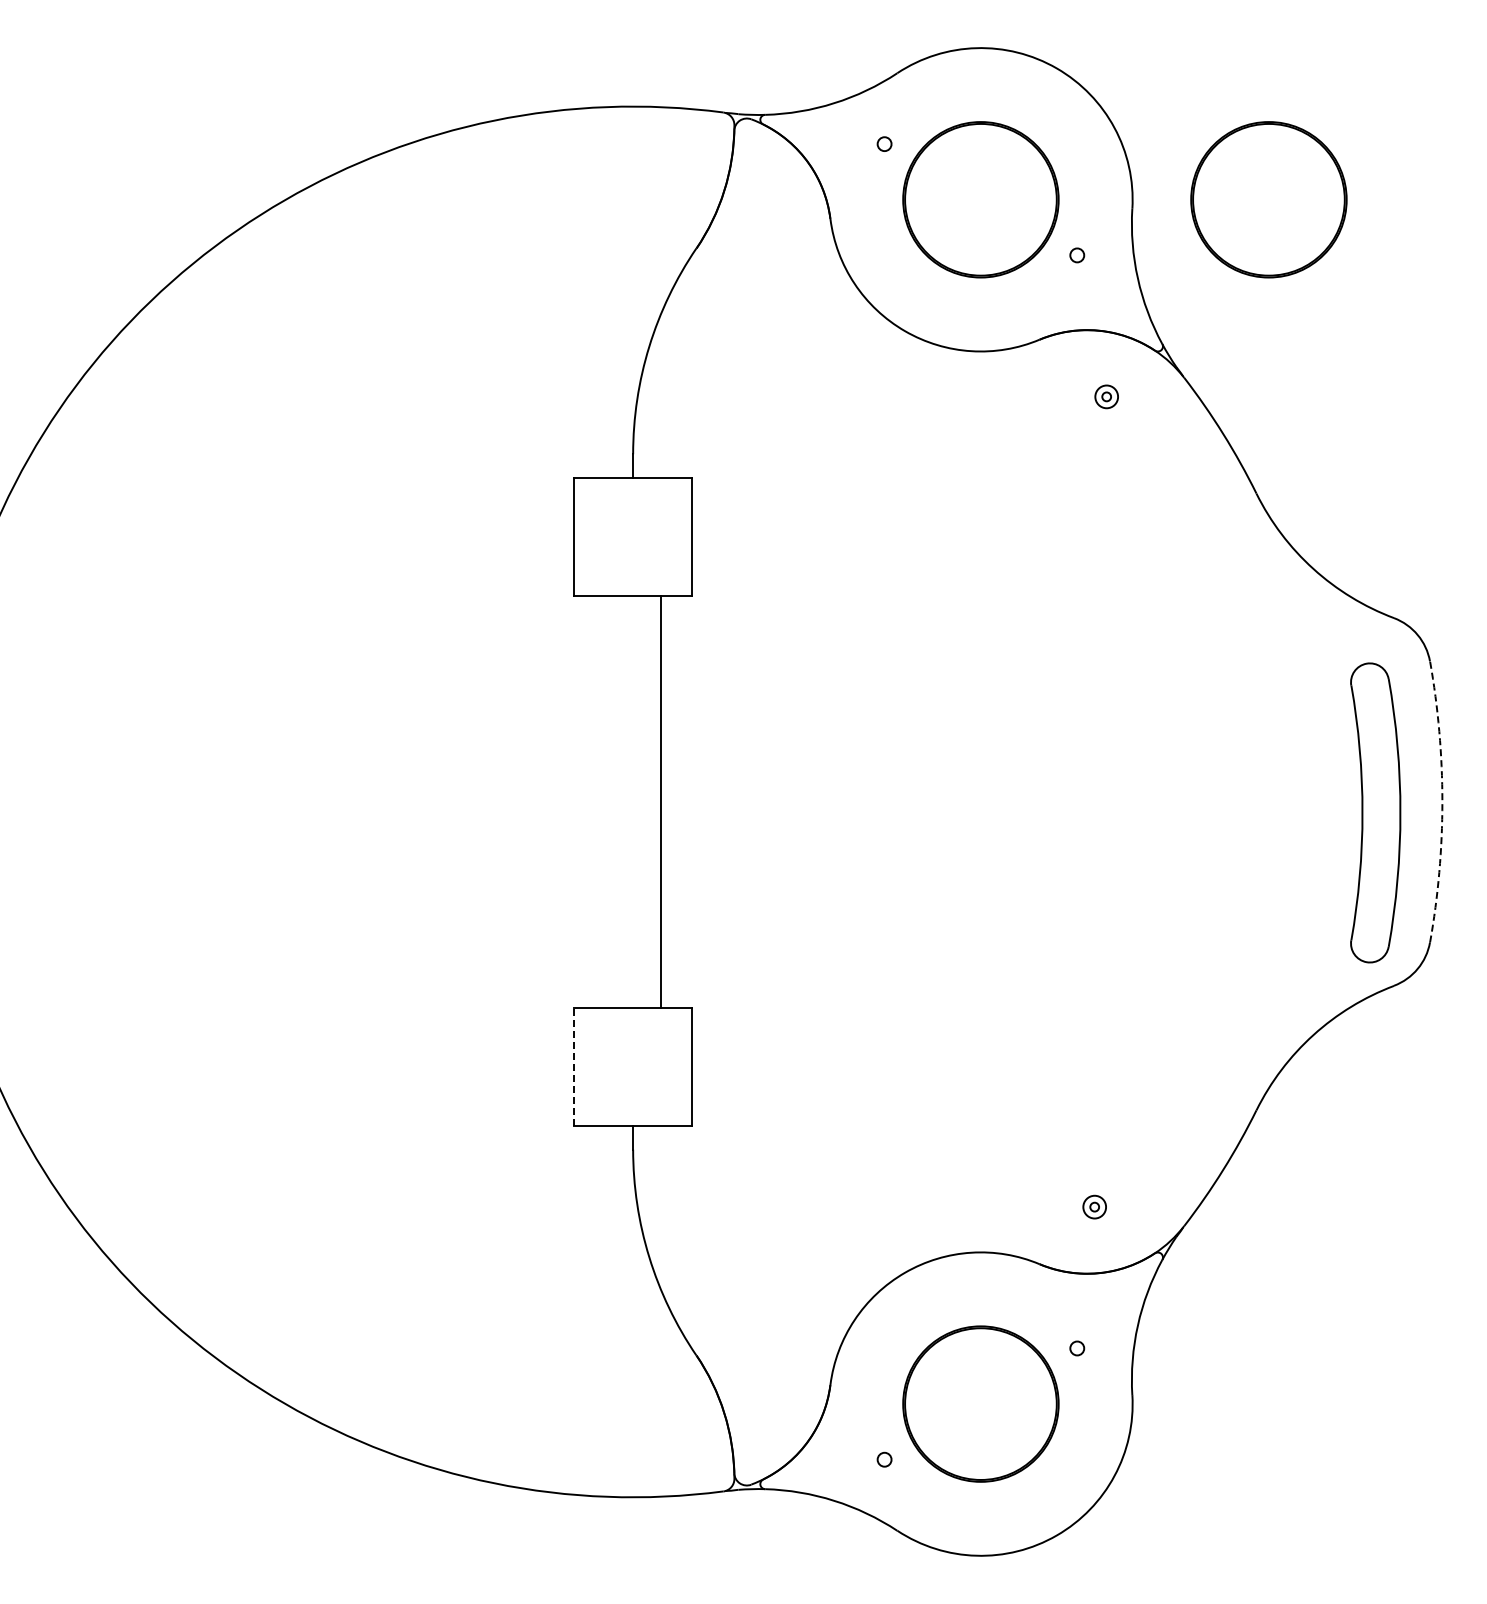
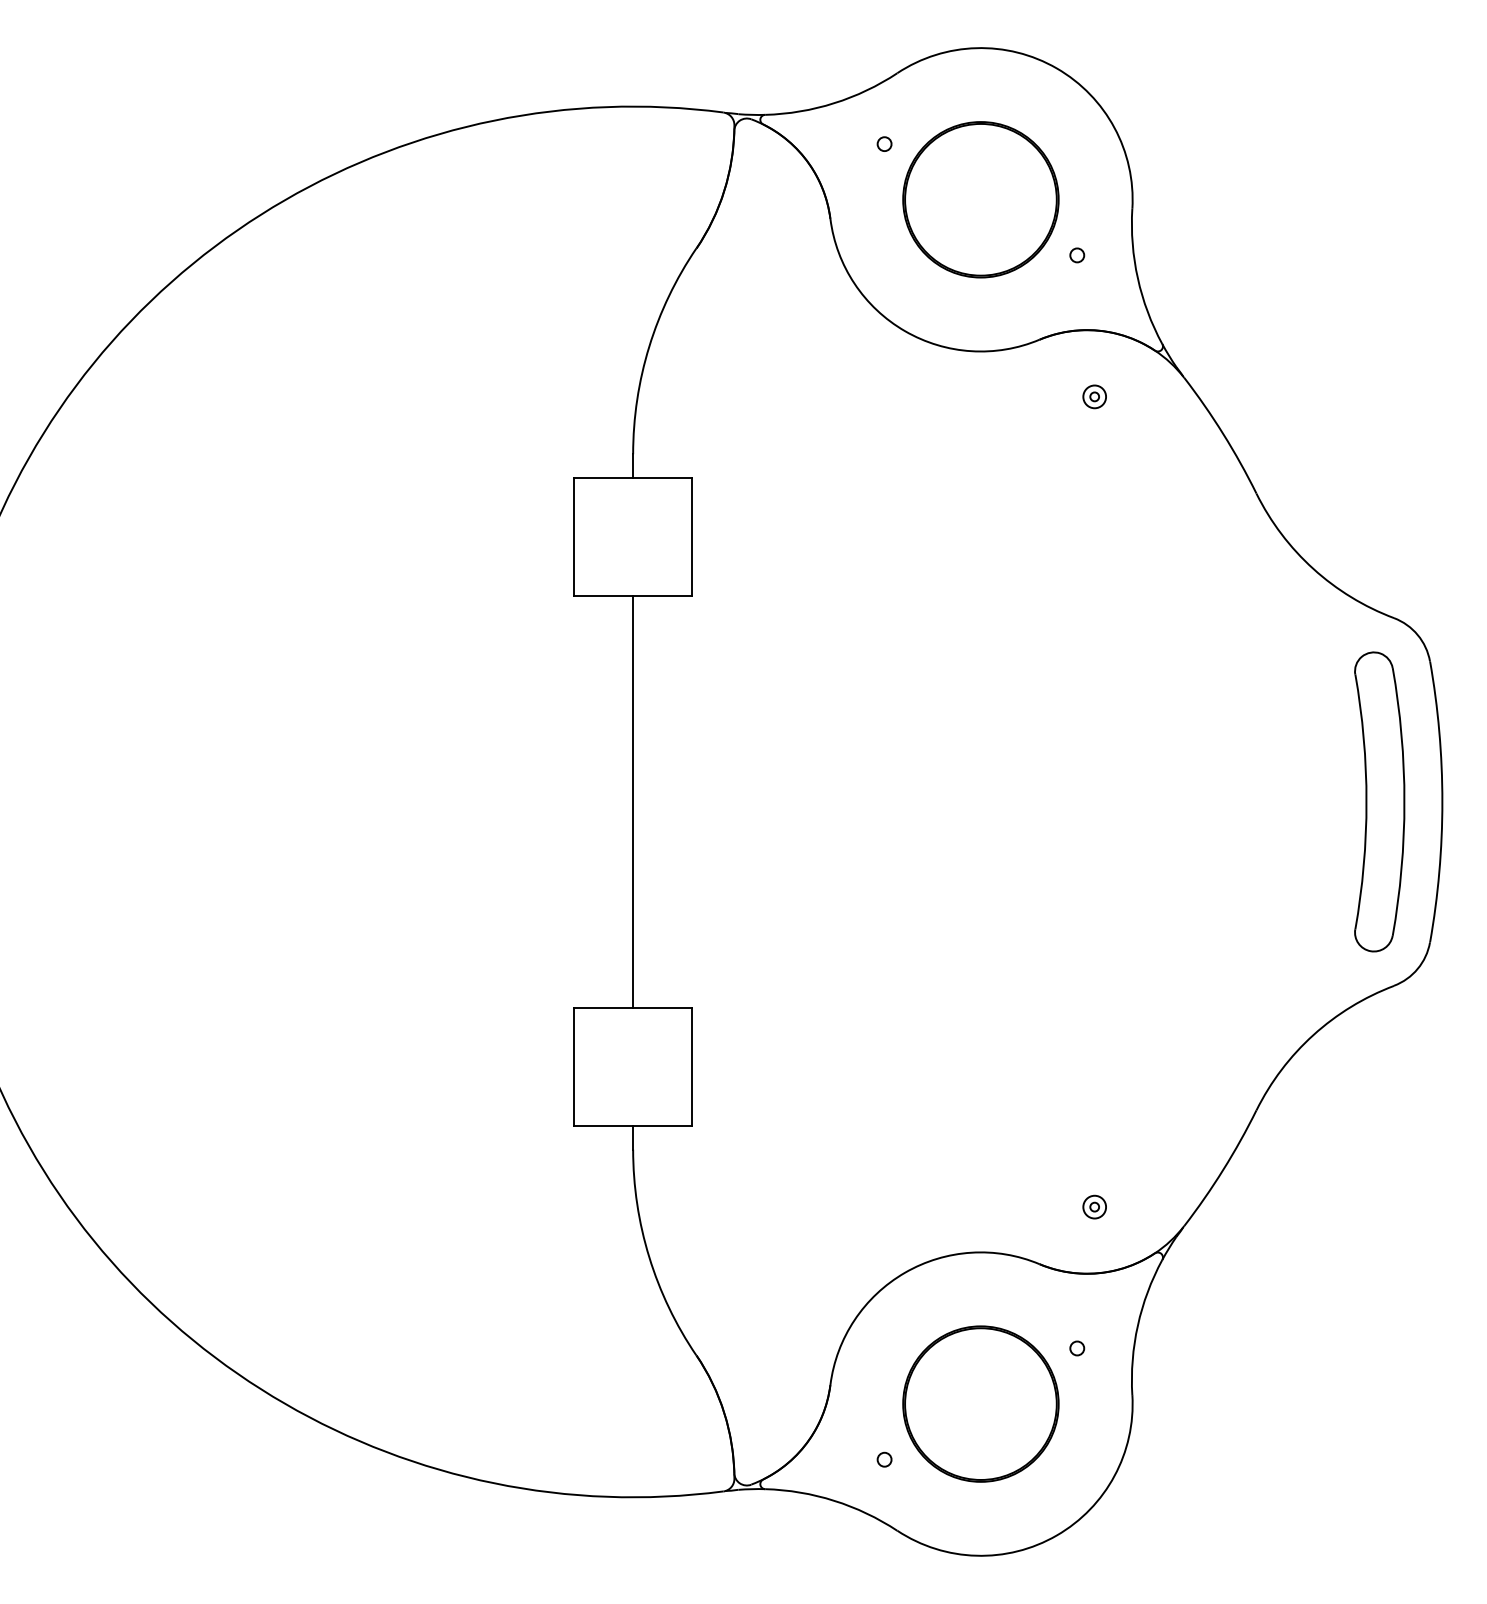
part: present -> none (1268, 199)
part position: (1106, 396) -> (1094, 396) (1094, 396)
line position: (661, 801) -> (633, 801) (633, 801)
arc: dashed -> solid (1442, 801)
part position: (1375, 812) -> (1379, 801) (1379, 801)
line: dashed -> solid (573, 1067)
